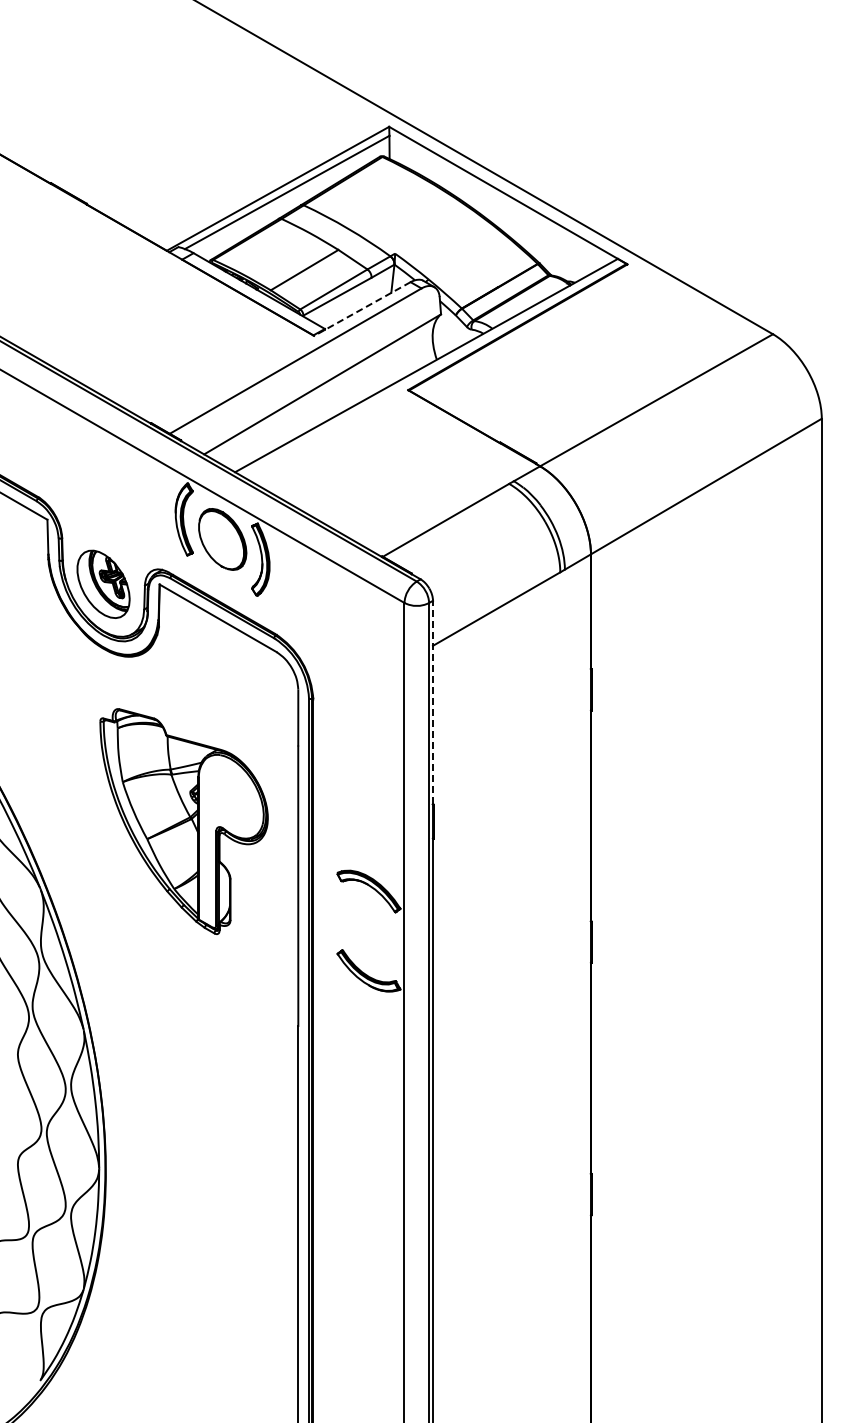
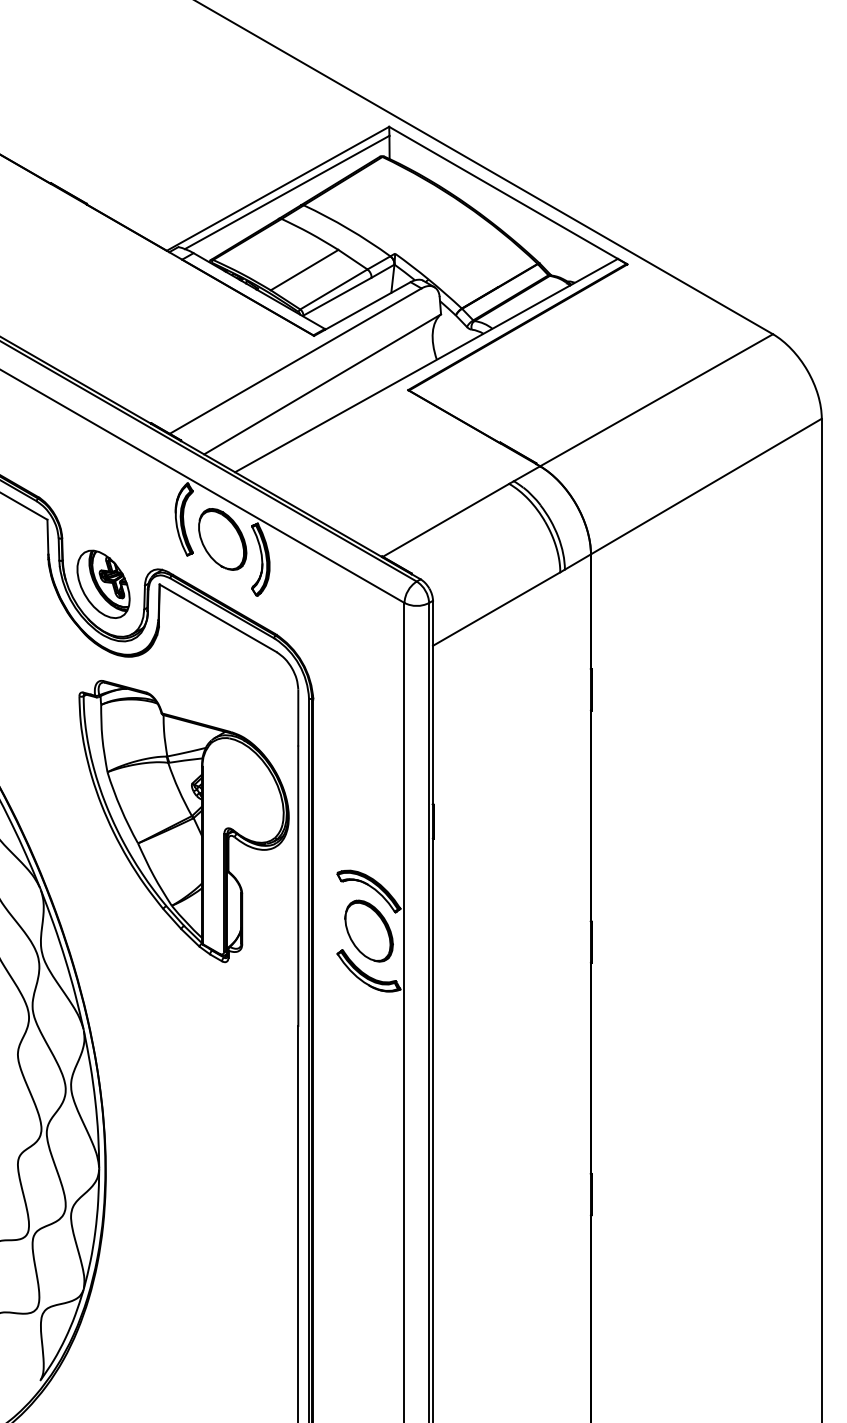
line: dashed -> solid (361, 309)
line: dashed -> solid (433, 702)
part size: 170x227 px -> 212x284 px (183, 821)
part: none -> present (368, 930)
